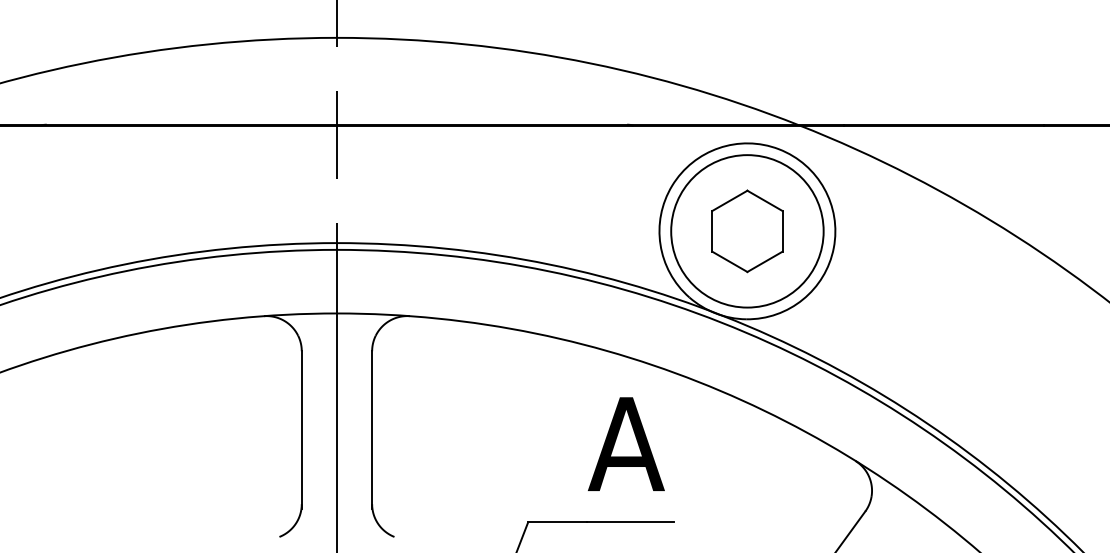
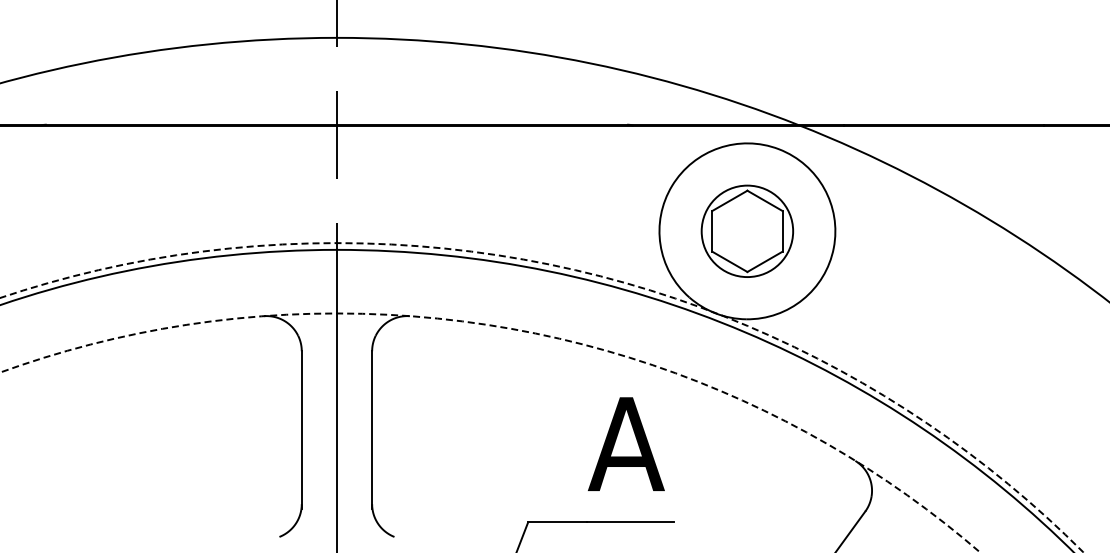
circle diameter: 152 px -> 91 px (747, 231)
circle: solid -> dashed (541, 397)
circle: solid -> dashed (490, 432)
